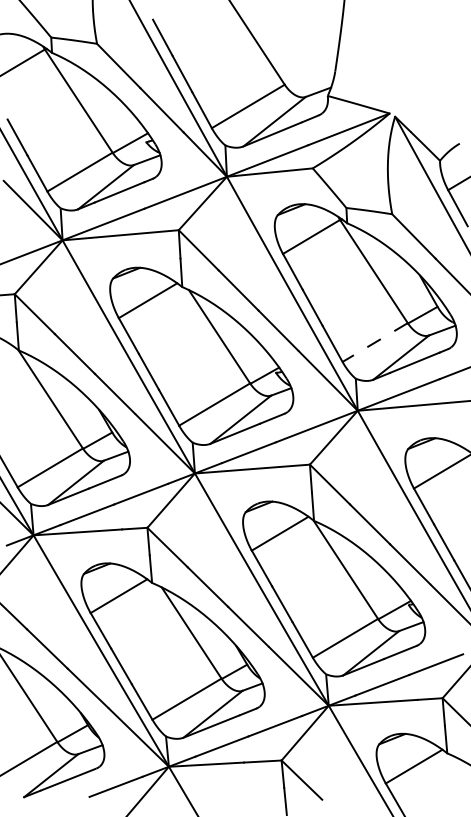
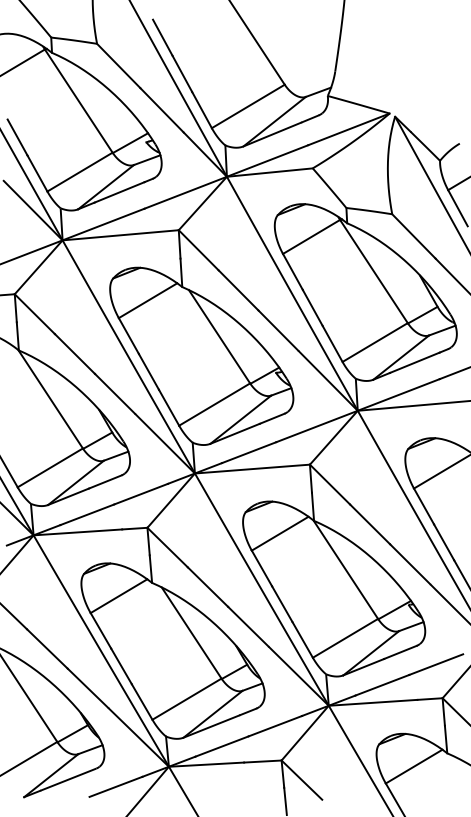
line: dashed -> solid (375, 342)
